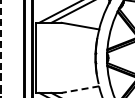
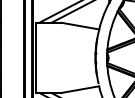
line: dashed -> solid (0, 49)
line: dashed -> solid (79, 89)
